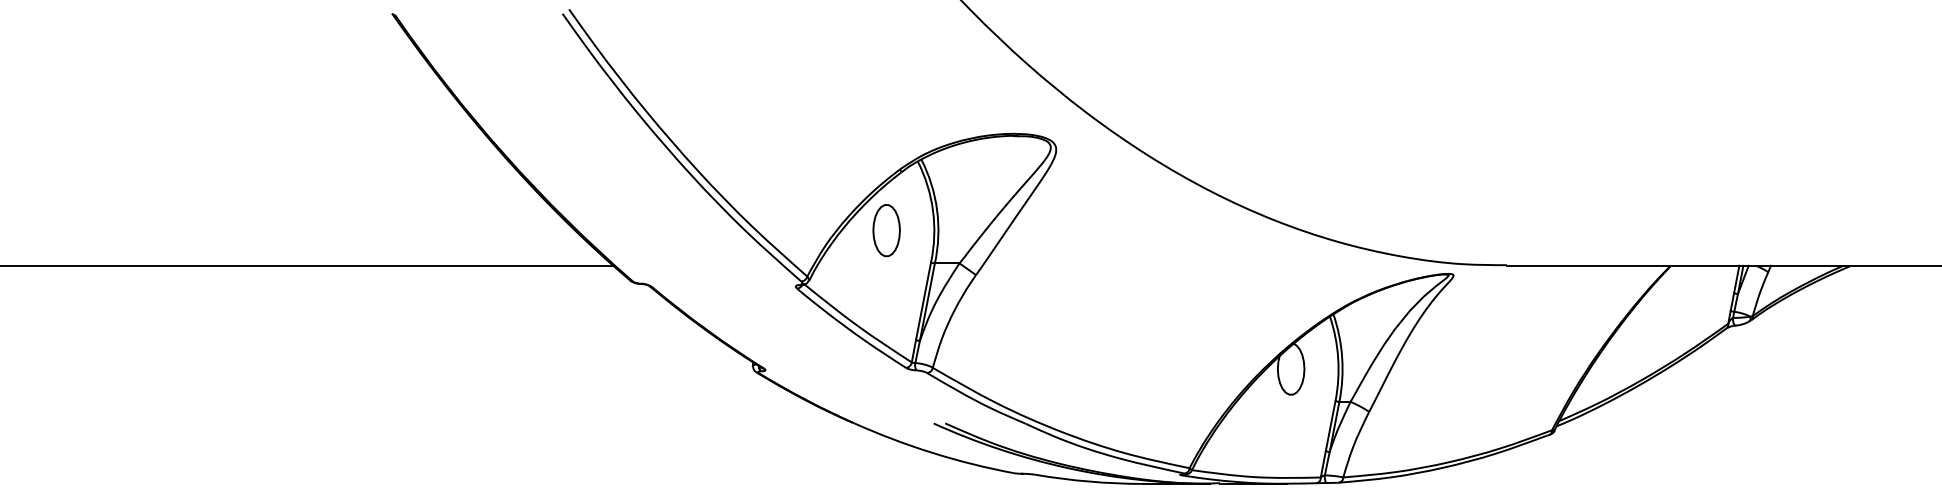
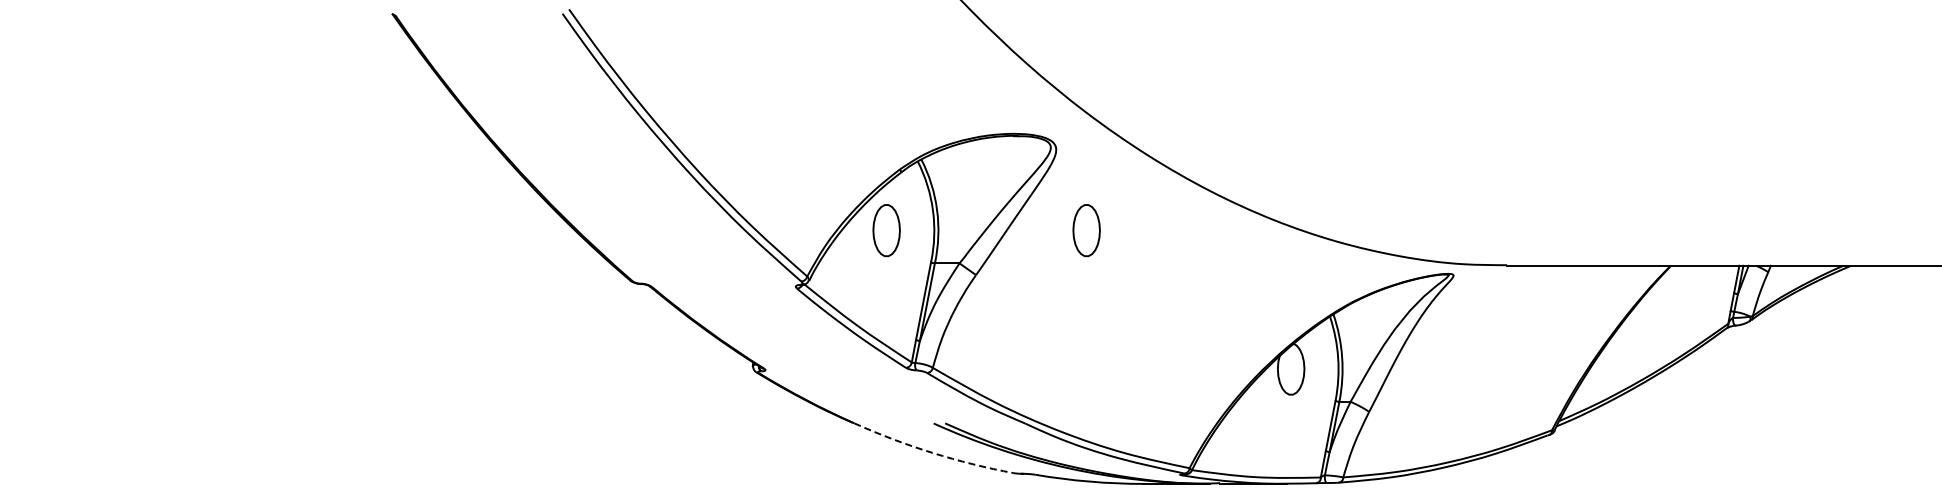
part: none -> present (1086, 230)
line: present -> none (307, 265)
arc: solid -> dashed (932, 452)
